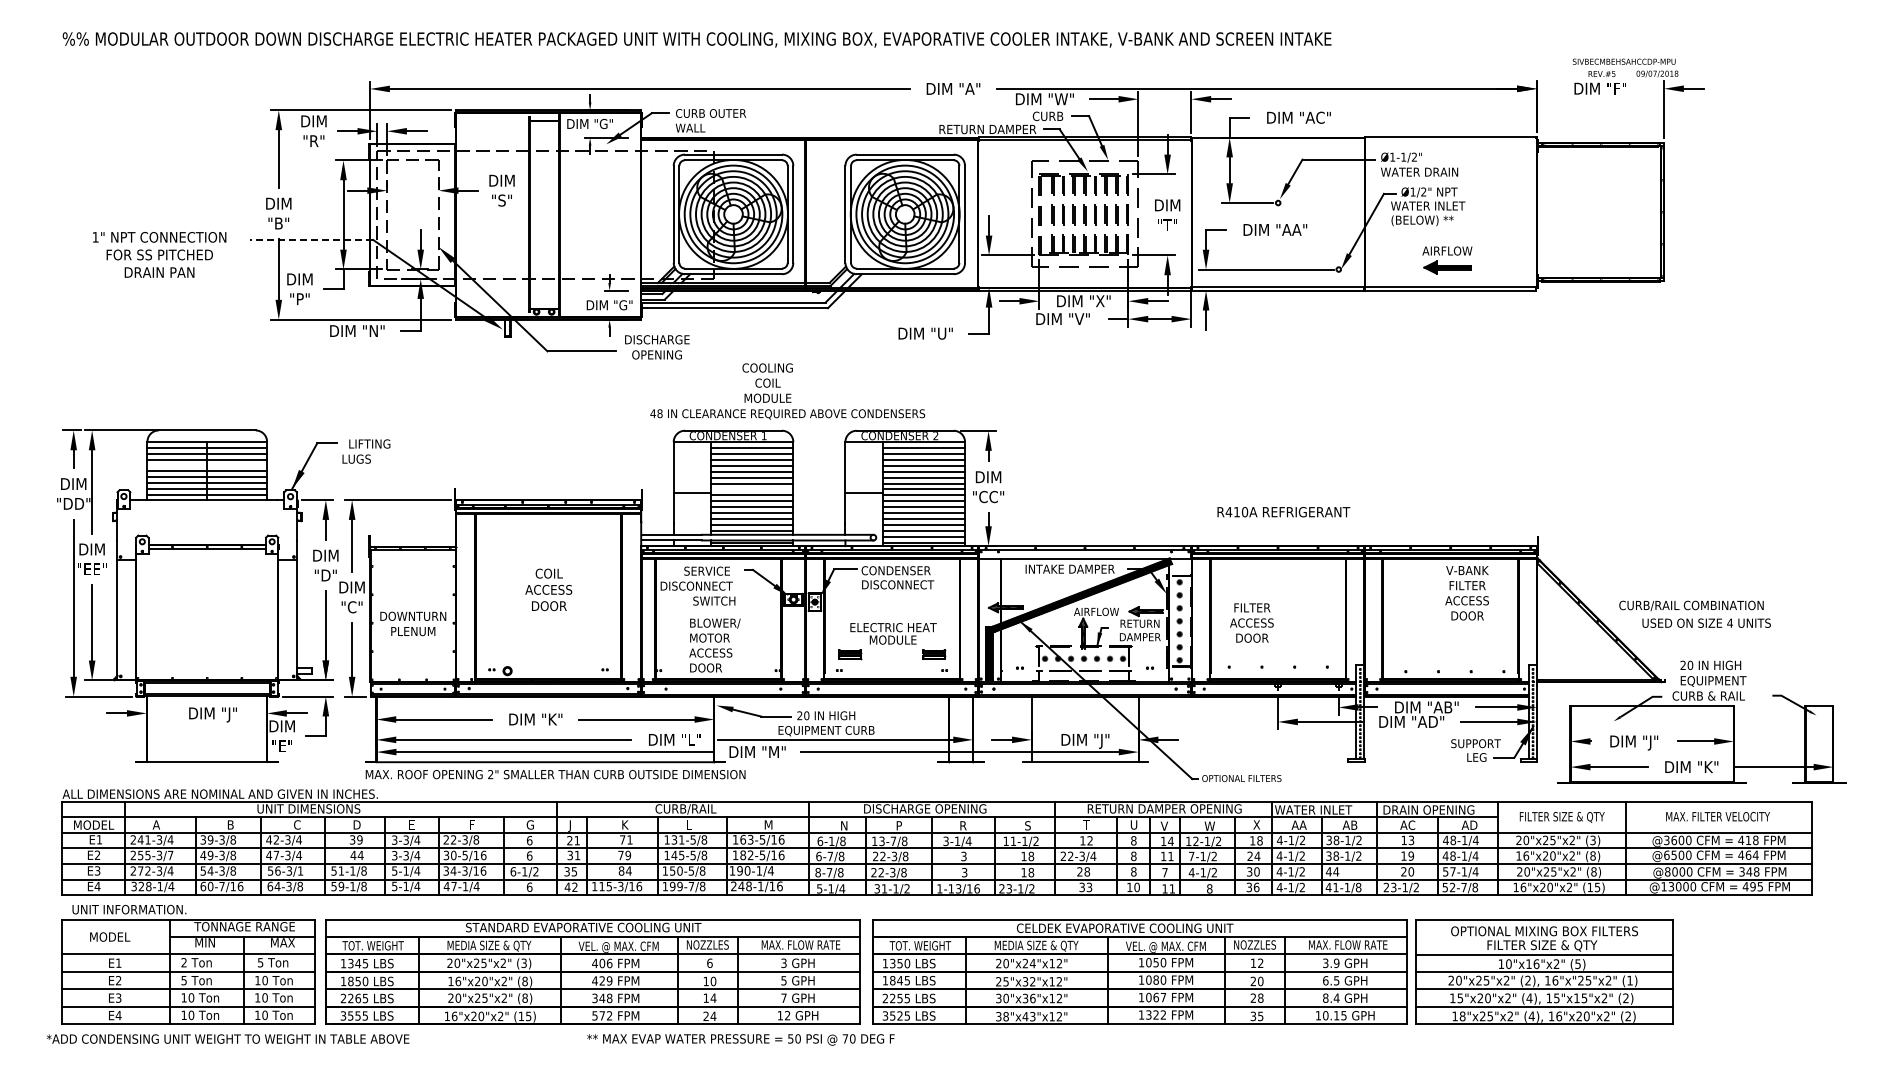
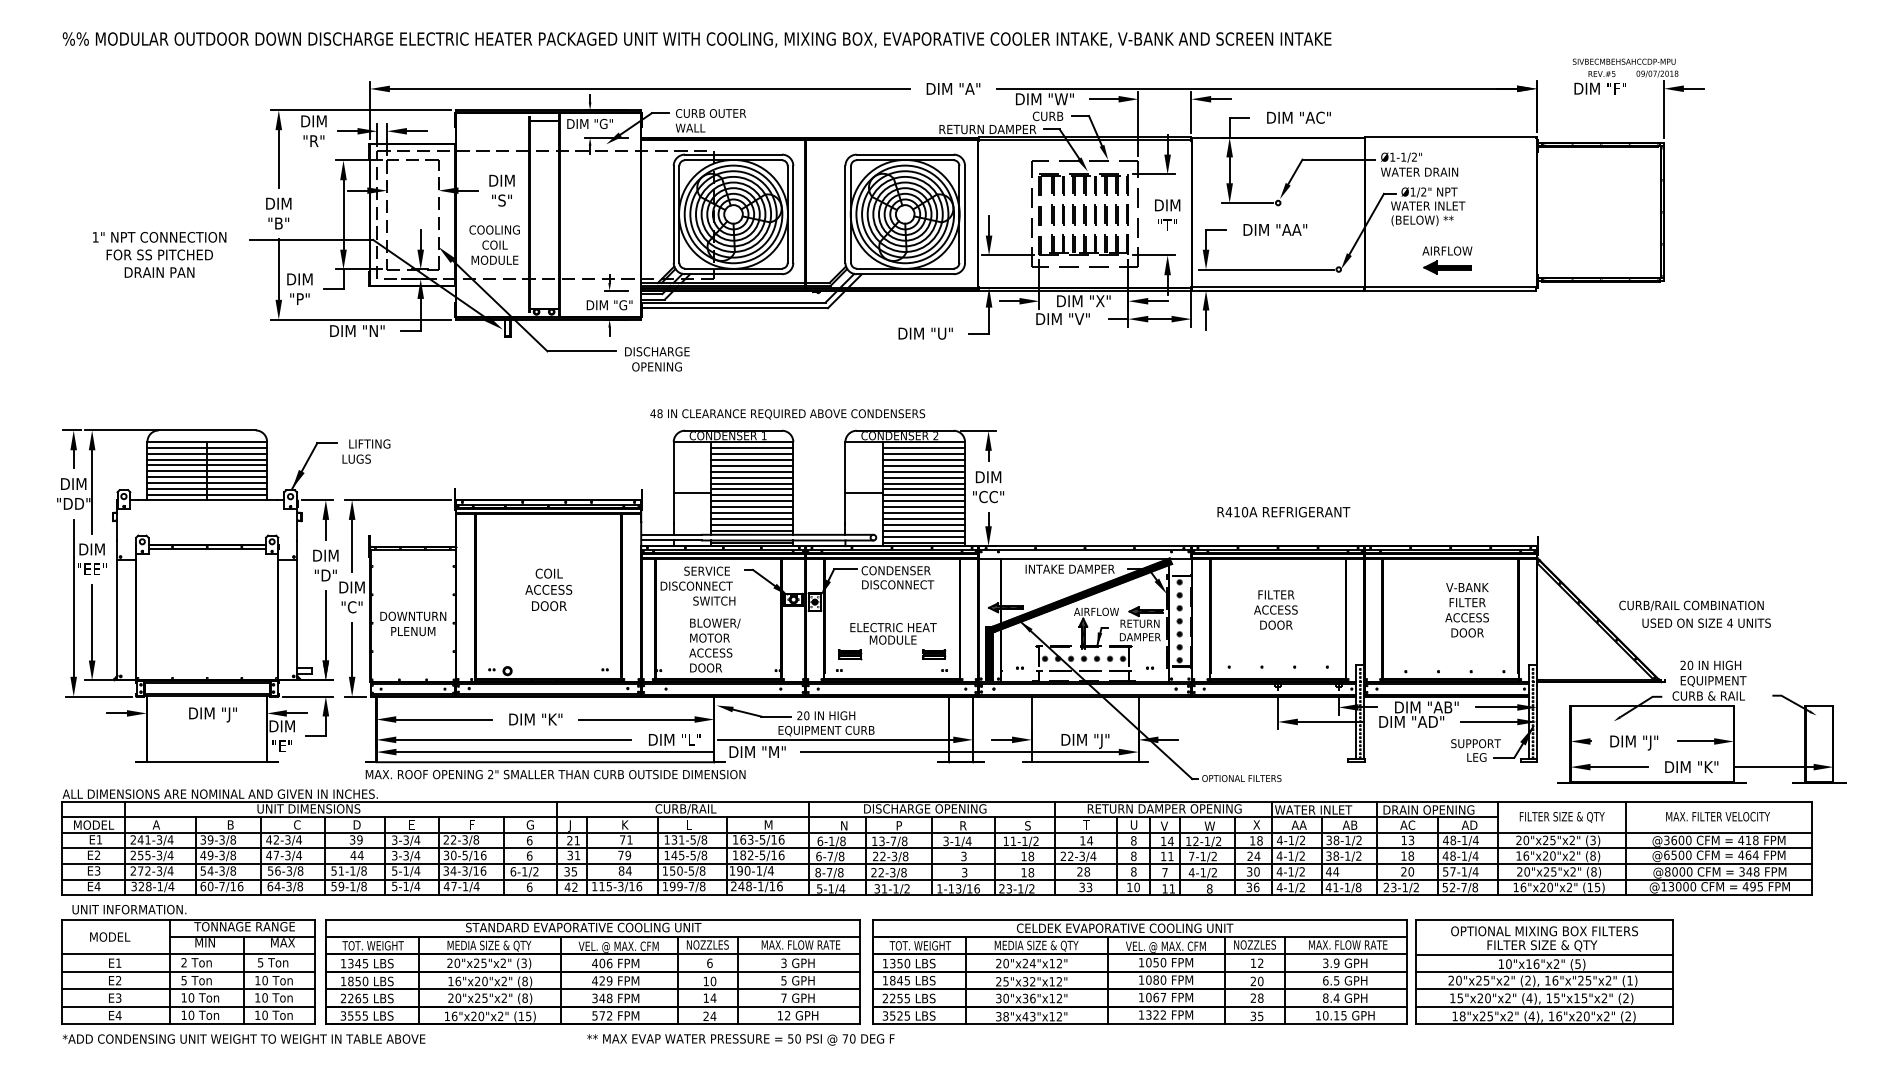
line: dashed -> solid (311, 239)
text position: (657, 347) -> (657, 359) (657, 359)
text position: (767, 382) -> (494, 244) (494, 244)
line: none -> present (207, 465)
line: none -> present (751, 489)
text position: (1466, 593) -> (1466, 610) (1466, 610)
text position: (1251, 622) -> (1275, 609) (1275, 609)
text: 12 -> 14 (1090, 840)
text: 255-3/7 -> 255-3/4 (170, 855)
text: 19 -> 18 (1411, 855)
text: 56-3/1 -> 56-3/8 (300, 870)
text position: (227, 1038) -> (243, 1038) (243, 1038)
